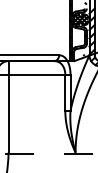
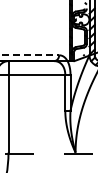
hatch: present -> none (81, 19)
line: solid -> dashed (30, 55)
